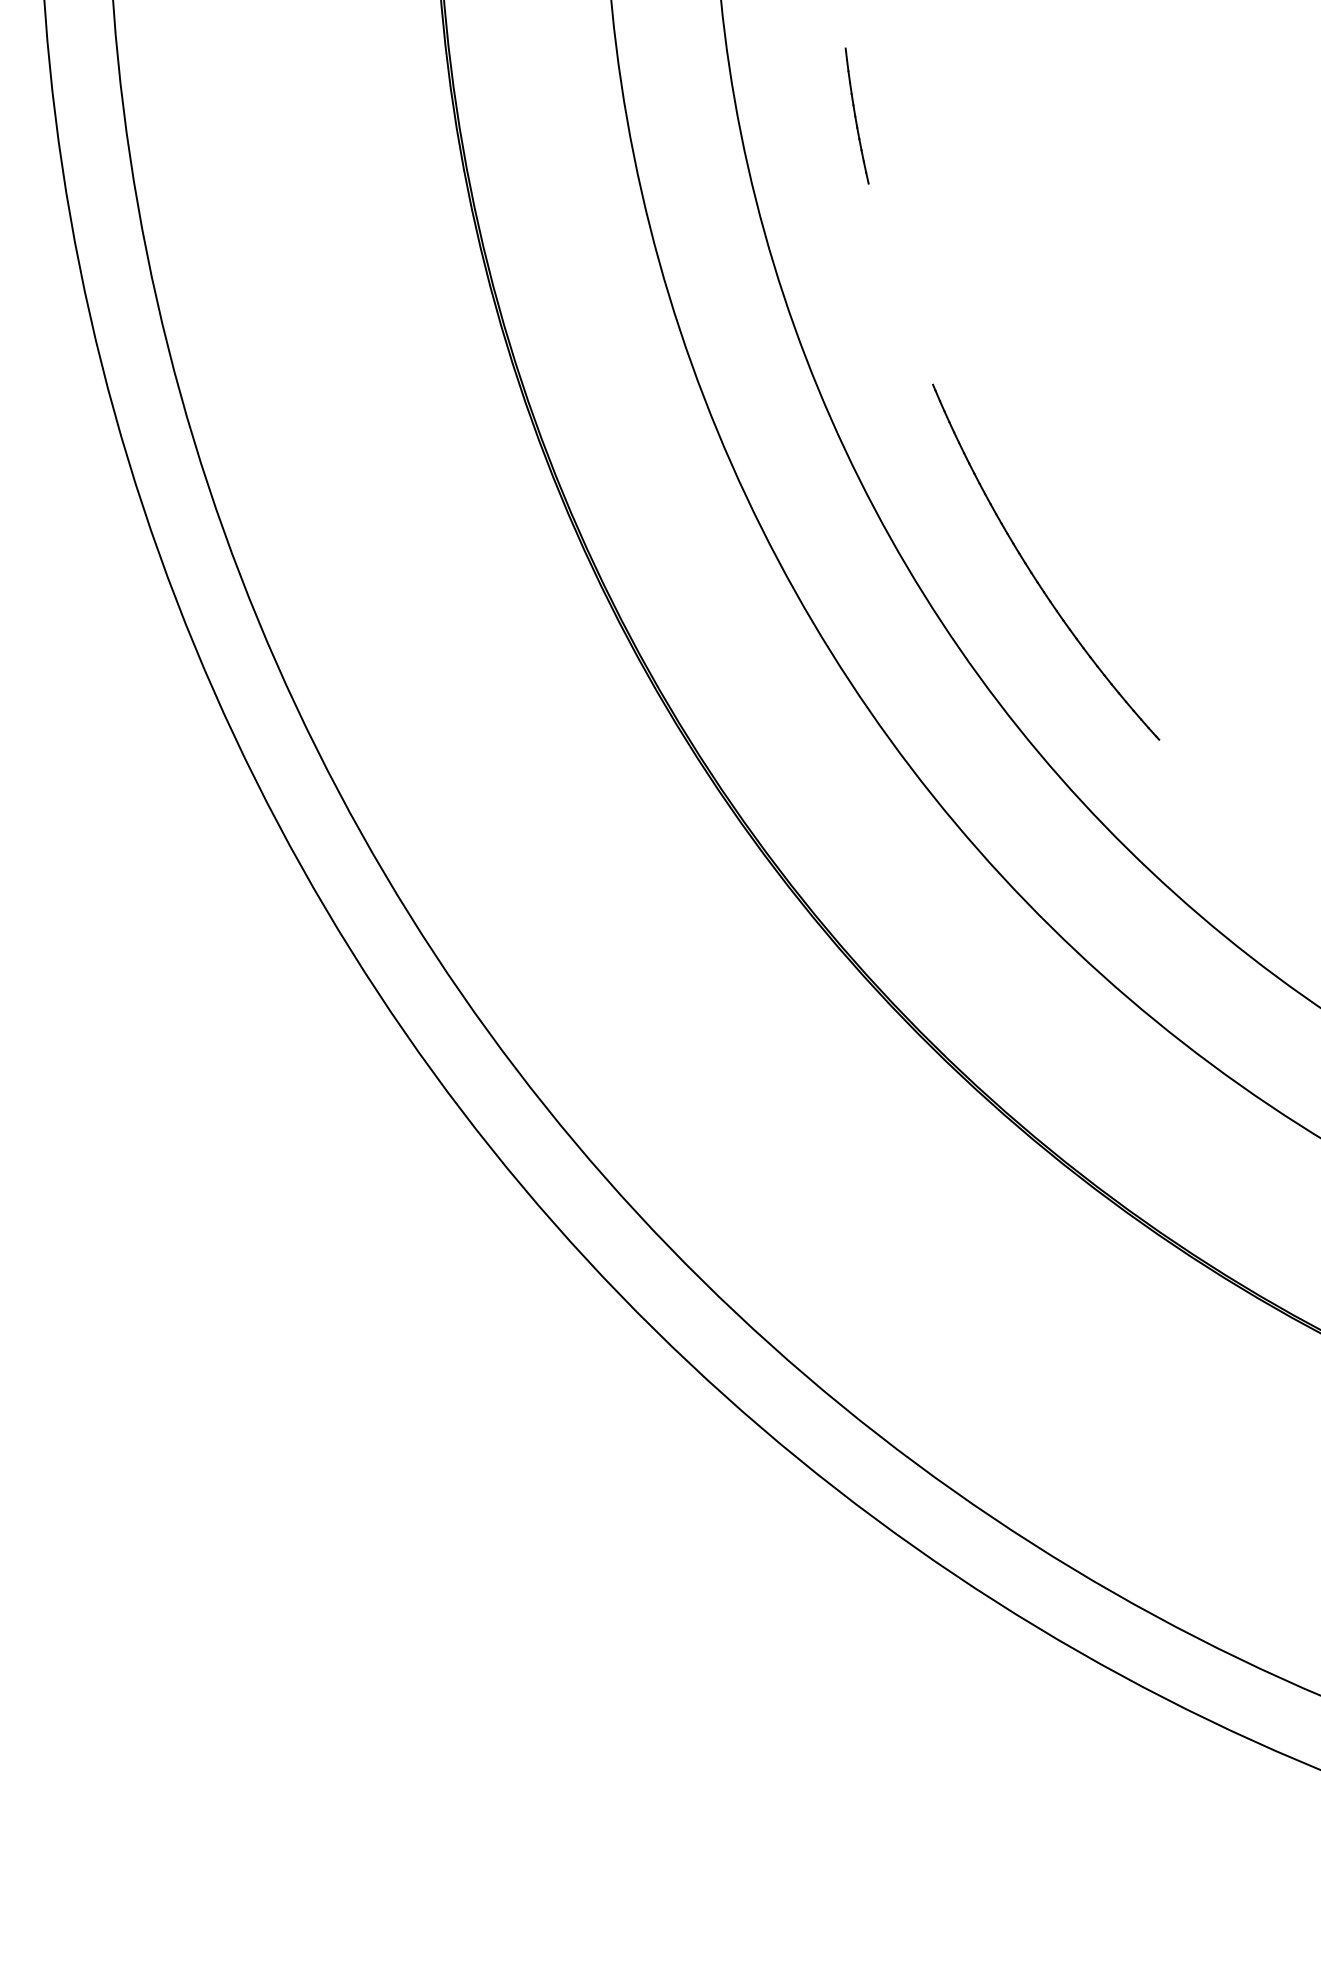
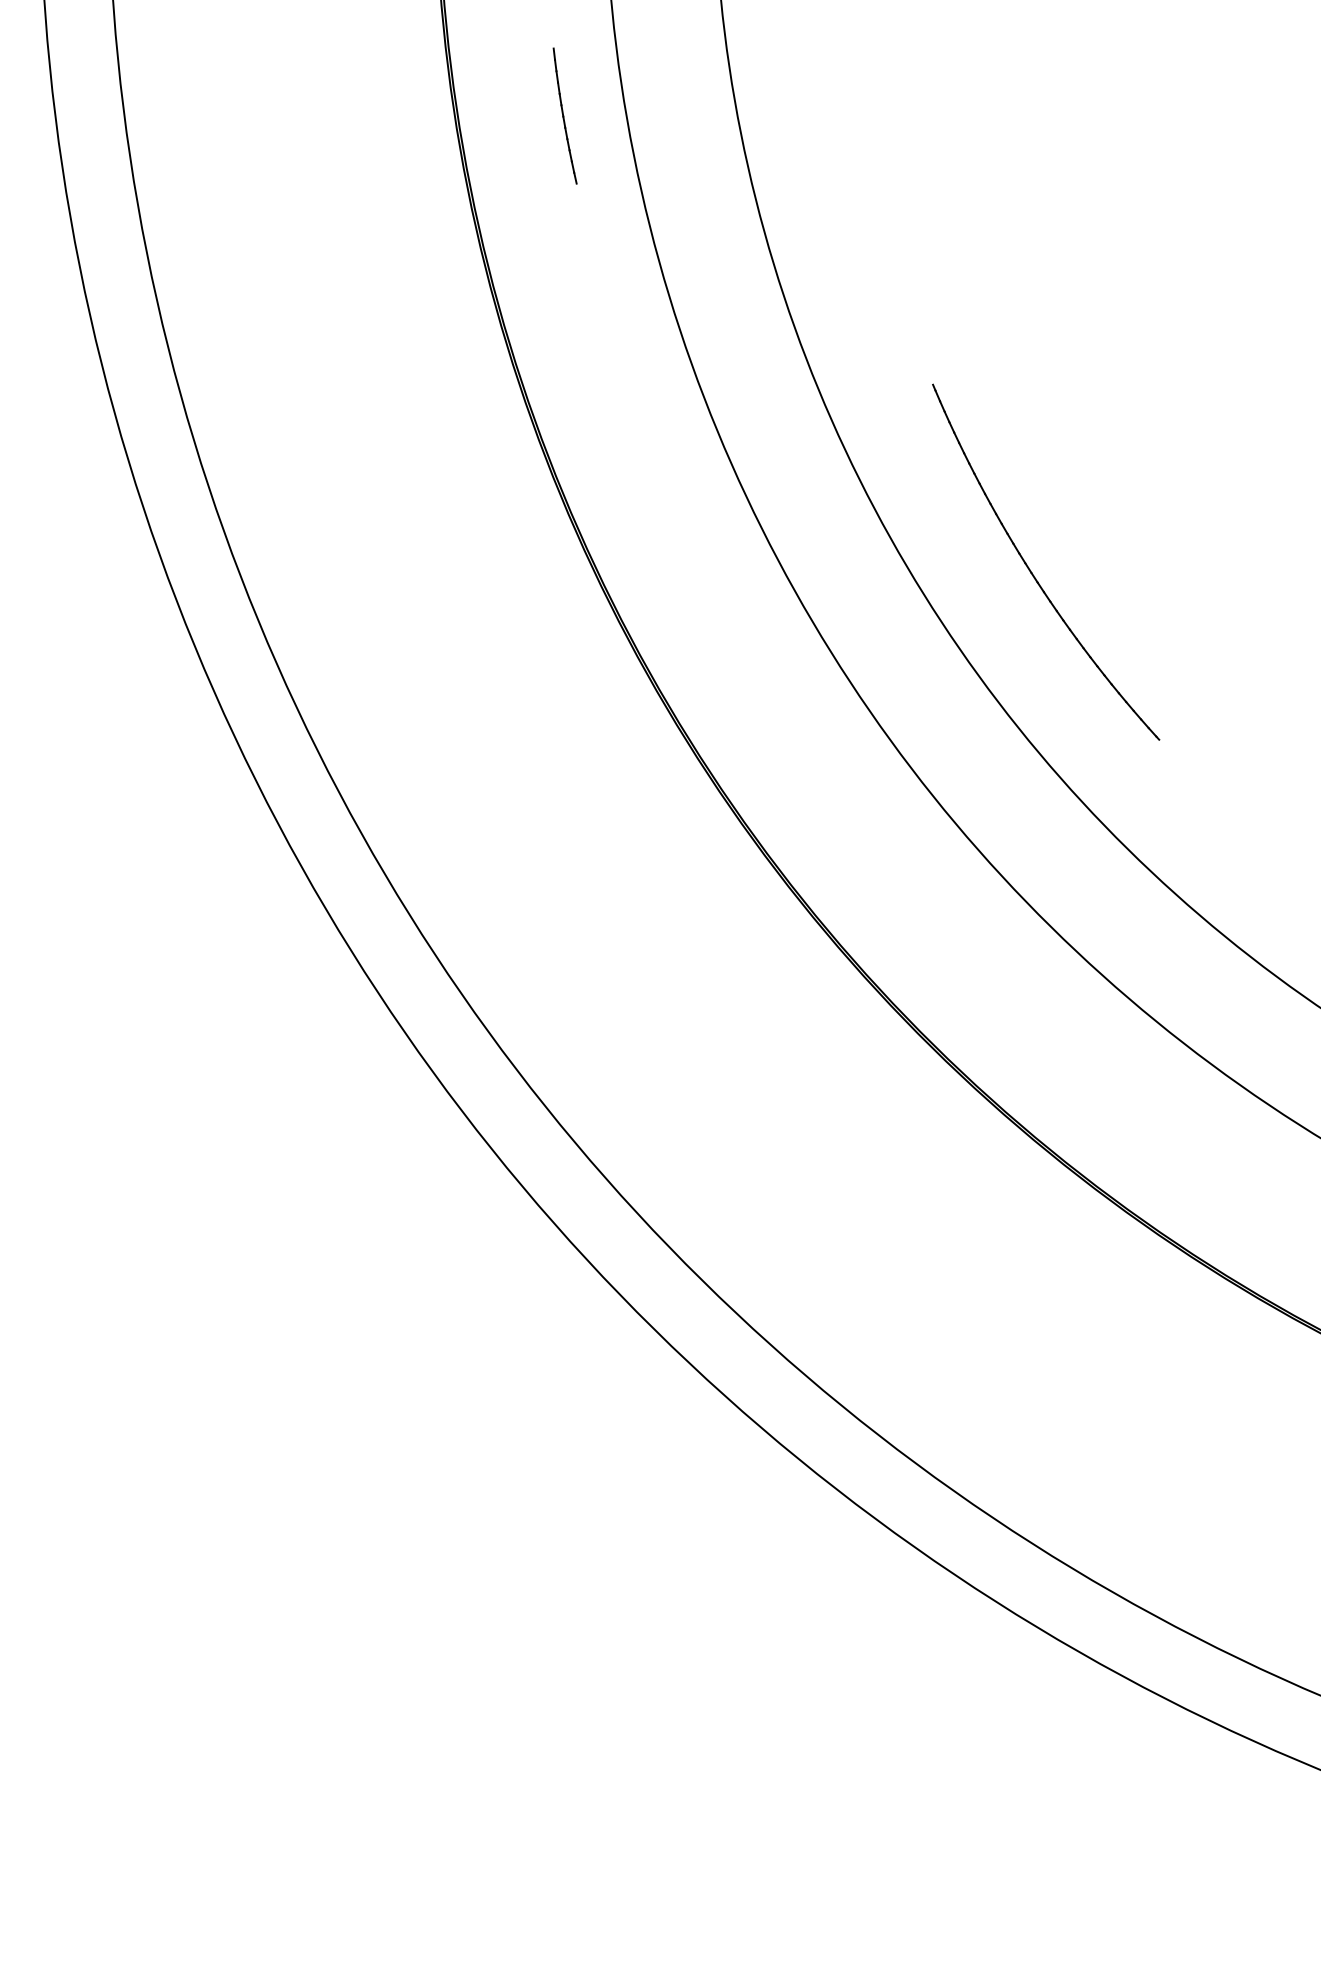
part position: (856, 115) -> (564, 115) (564, 115)
